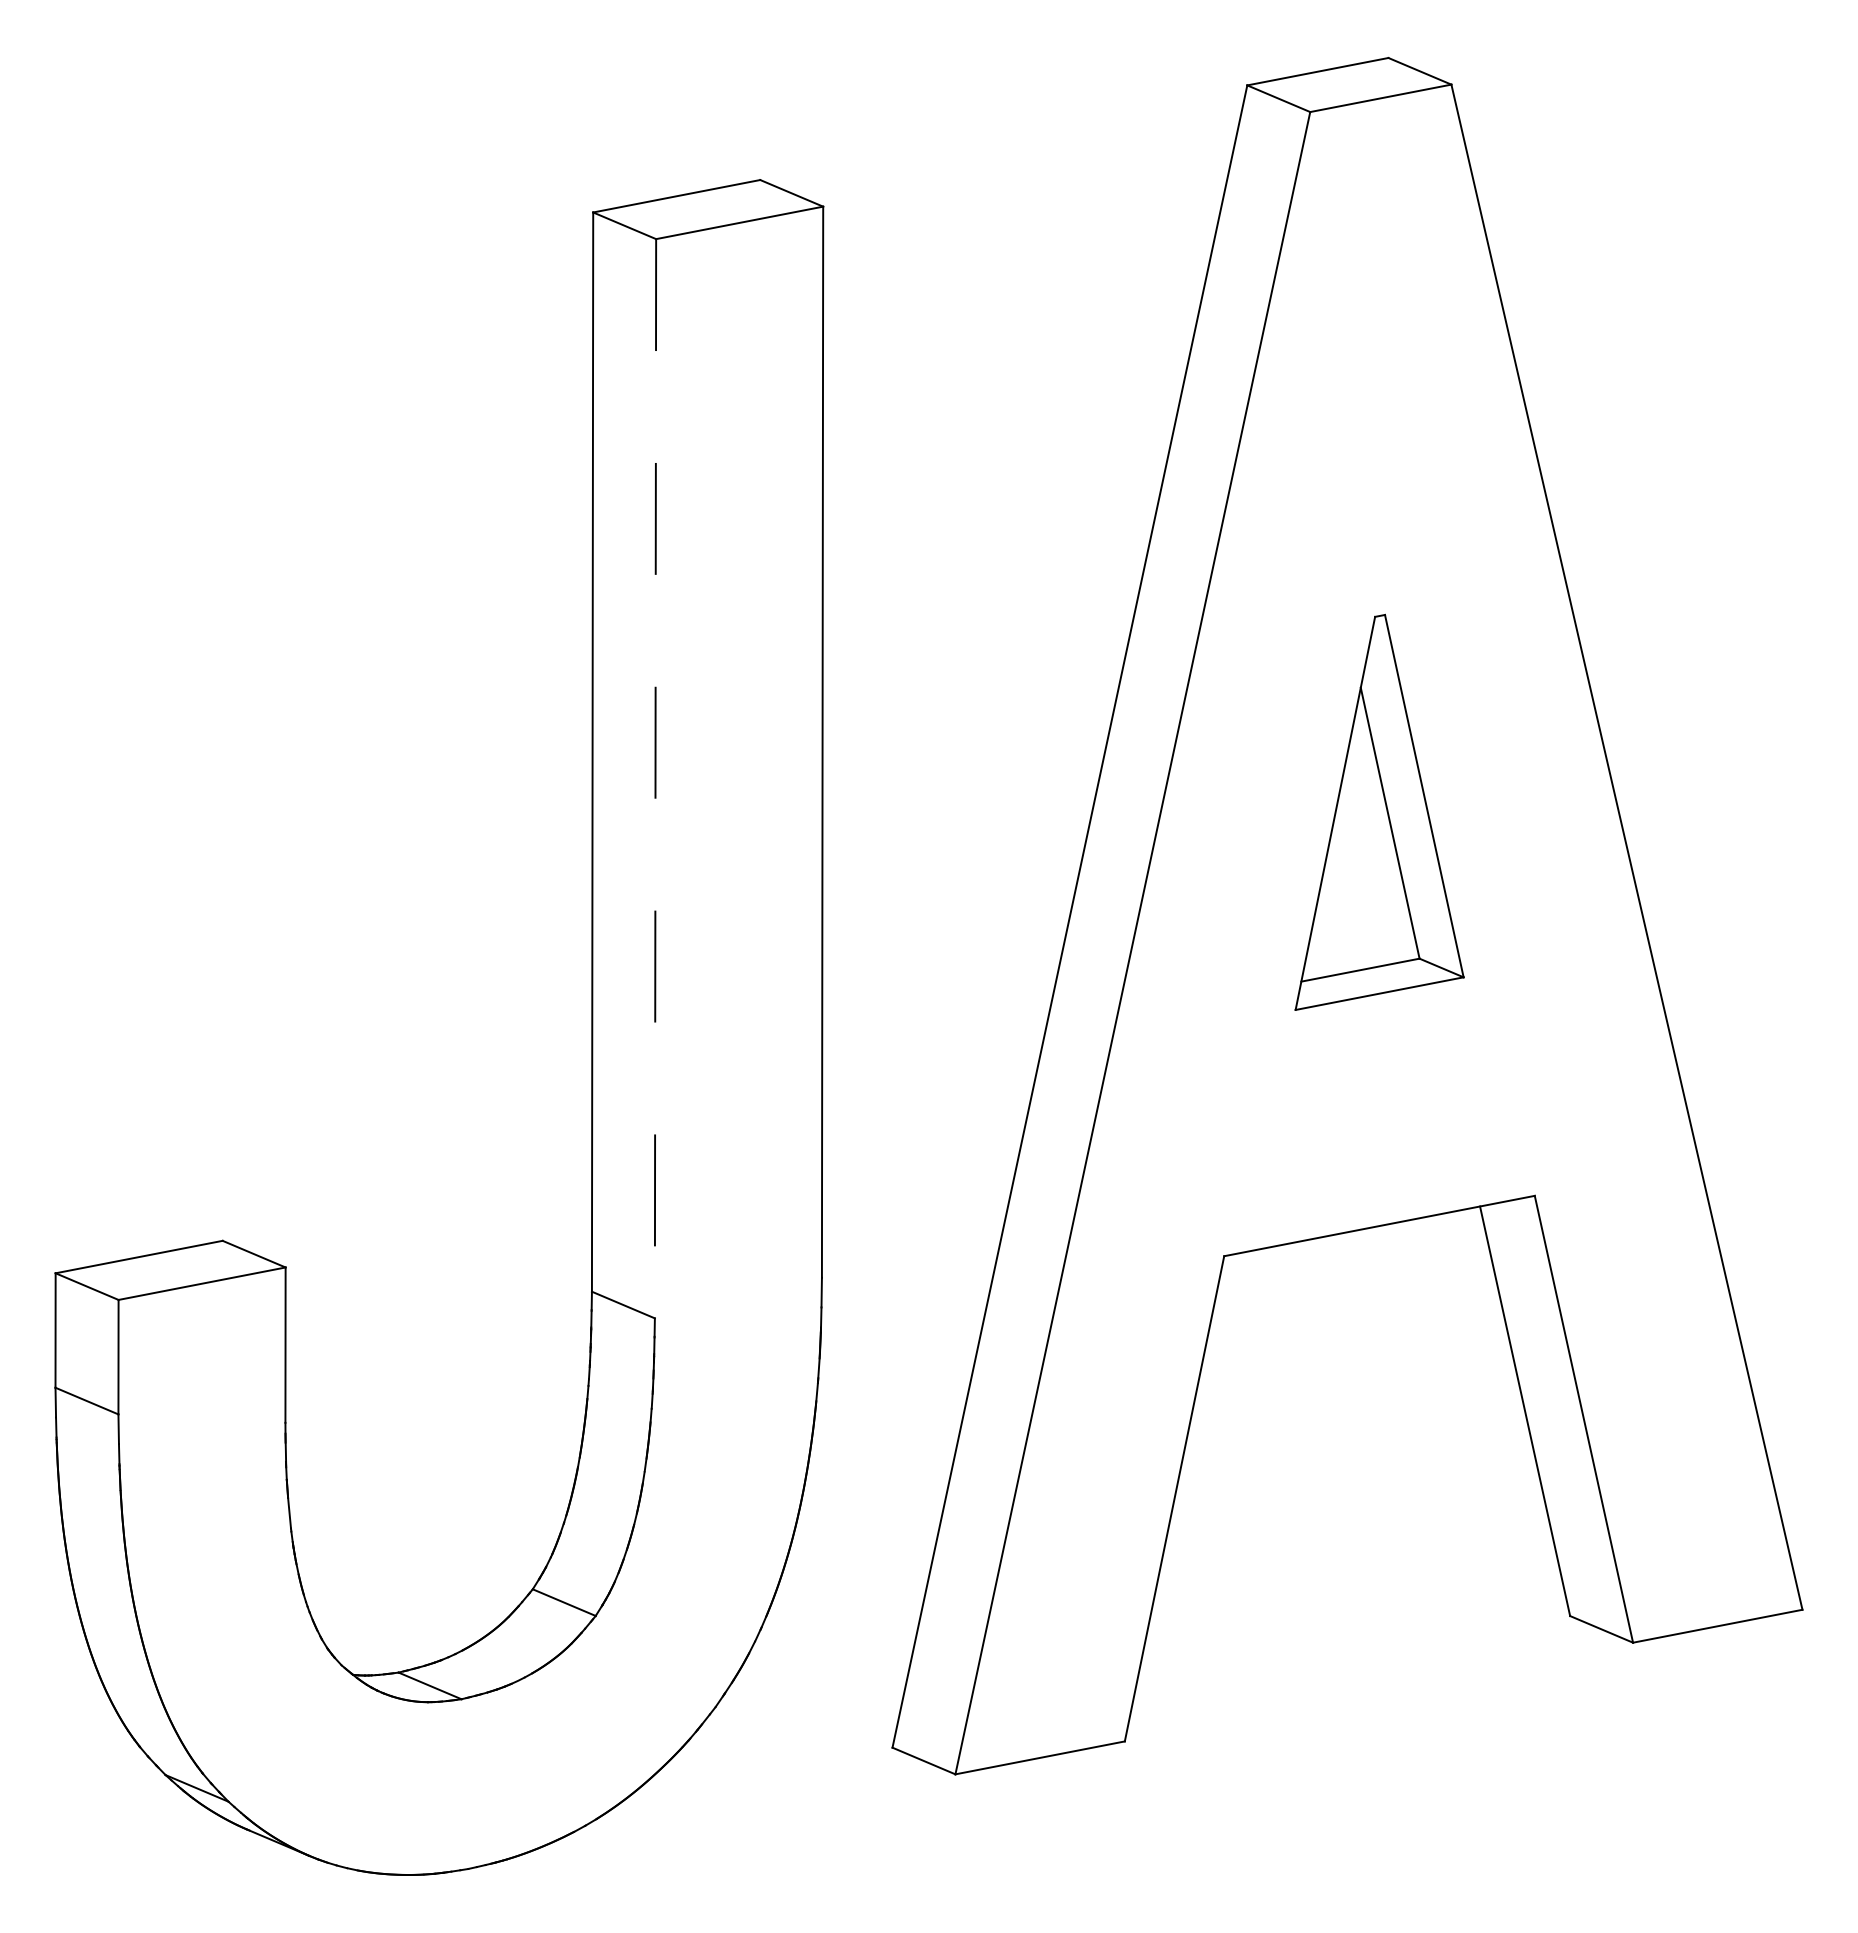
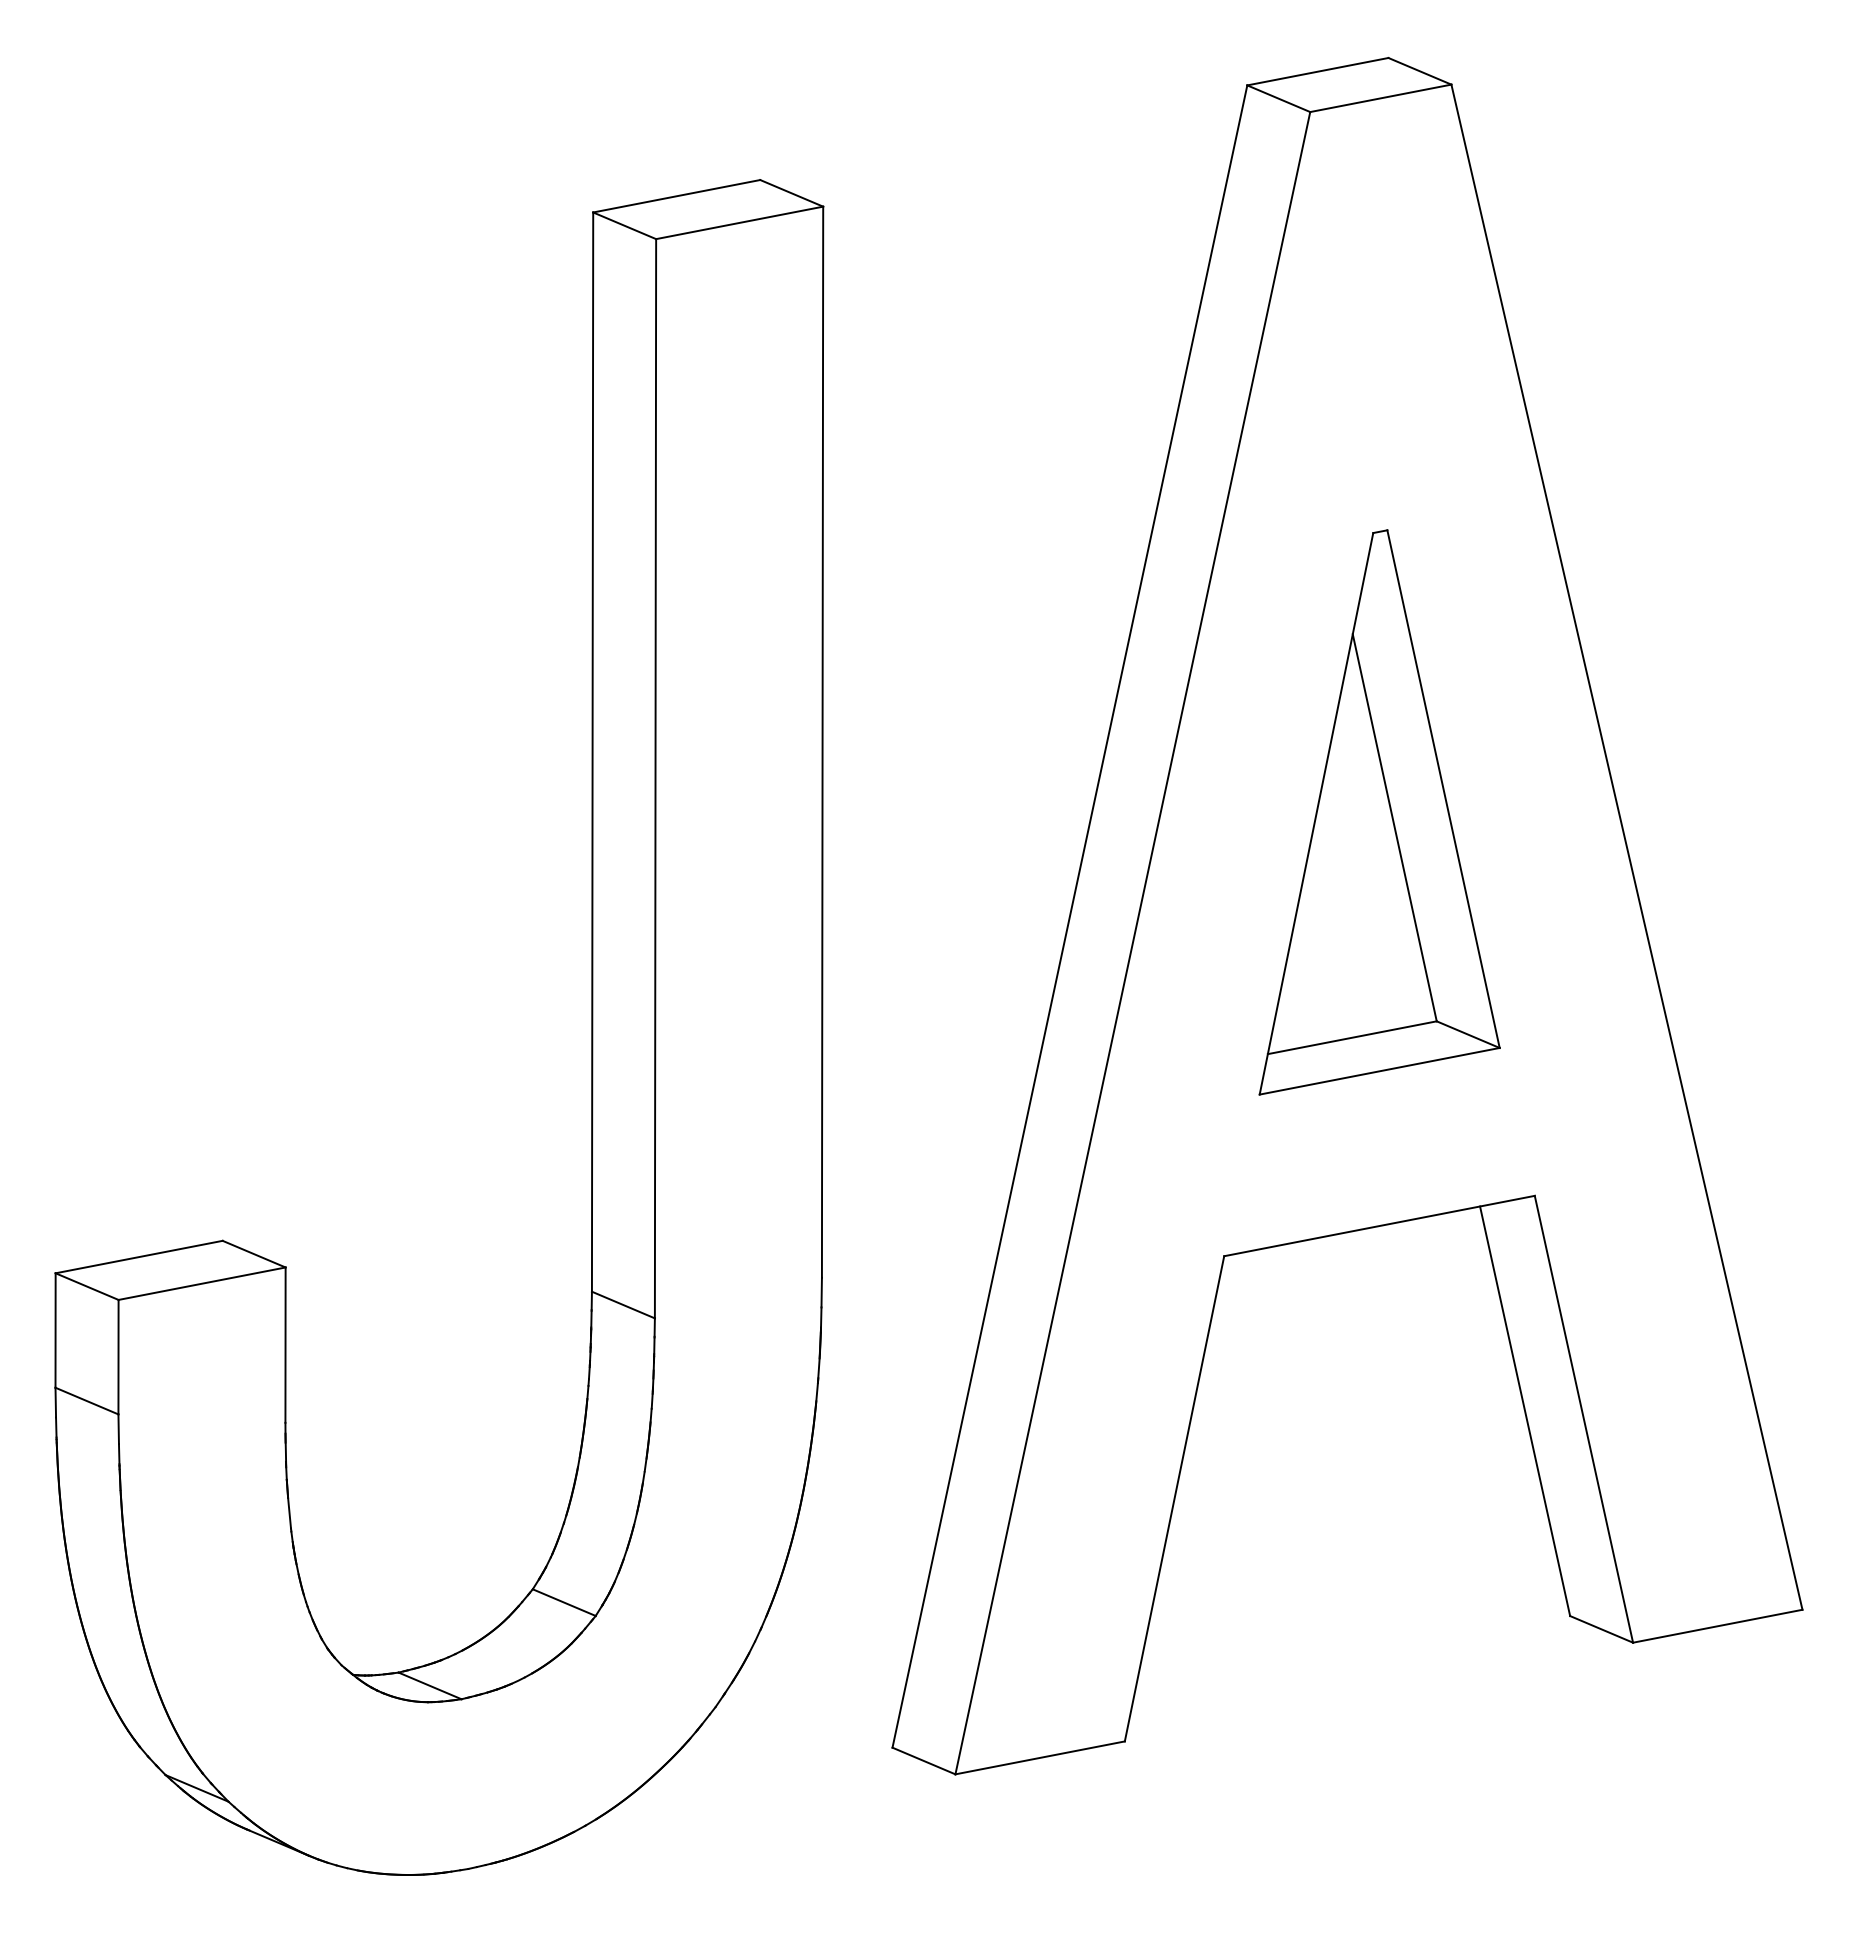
line: dashed -> solid (655, 778)
part size: 171x398 px -> 243x567 px (1379, 812)
